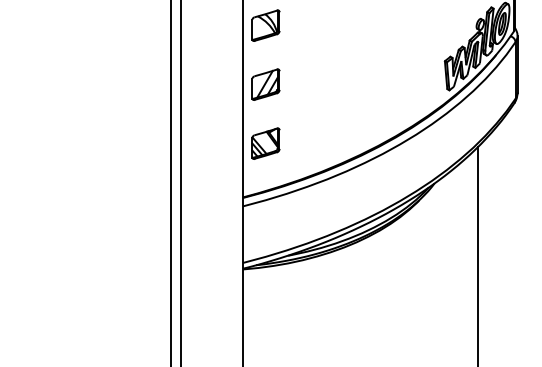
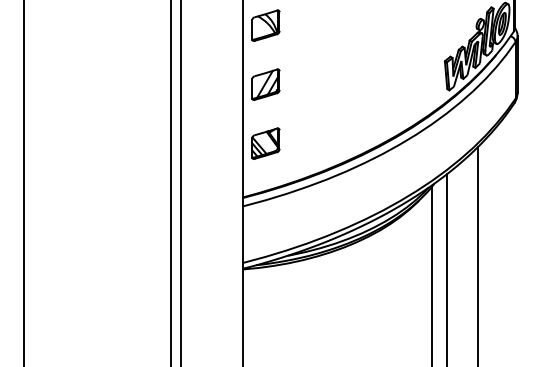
line: none -> present (24, 182)
line: none -> present (446, 268)
line: none -> present (431, 274)
